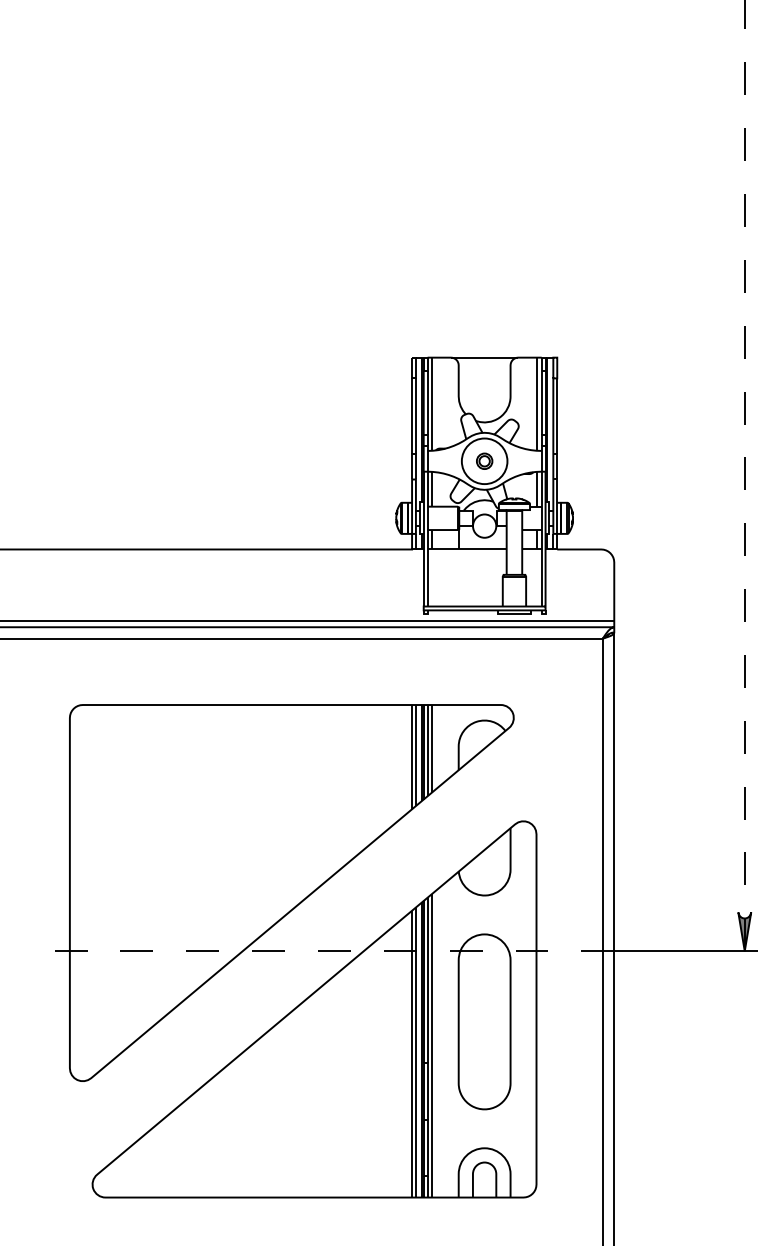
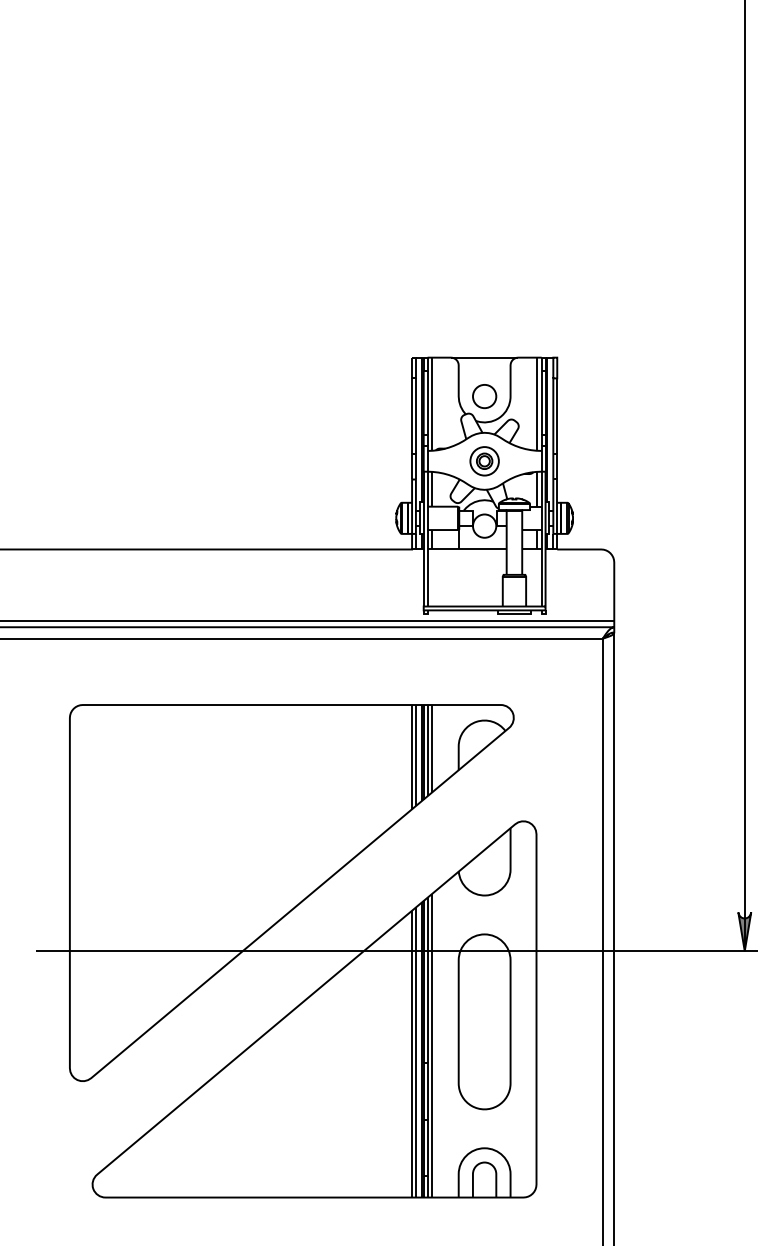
circle: none -> present (484, 396)
circle diameter: 46 px -> 29 px (484, 461)
line: dashed -> solid (744, 475)
line: dashed -> solid (324, 951)
